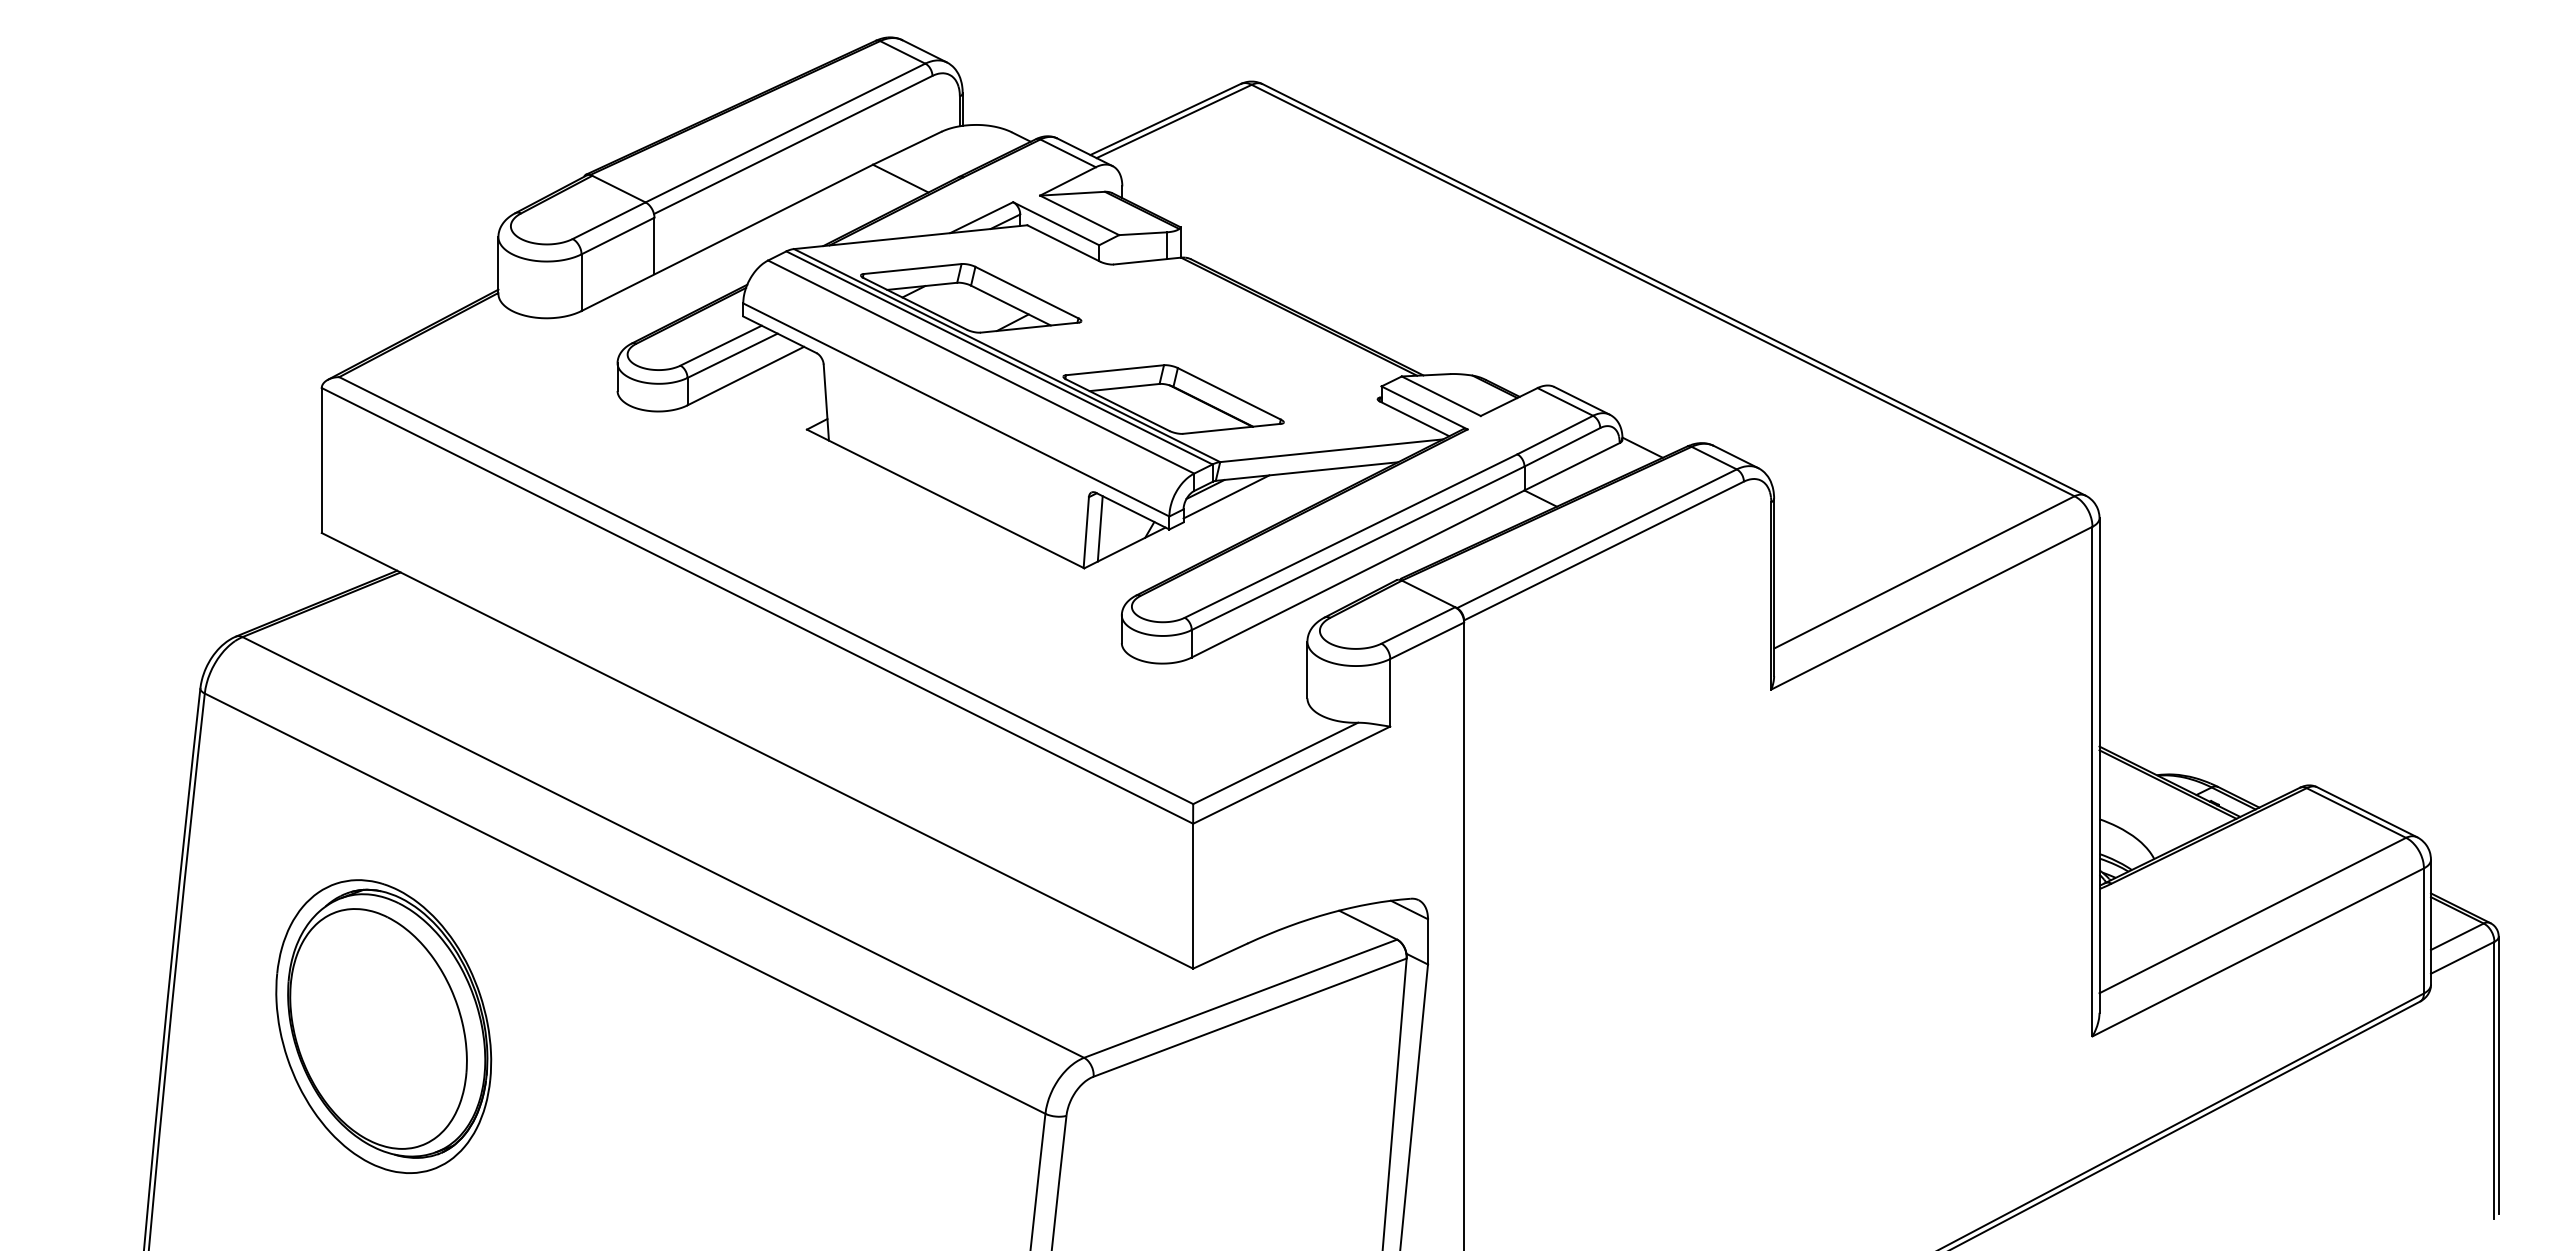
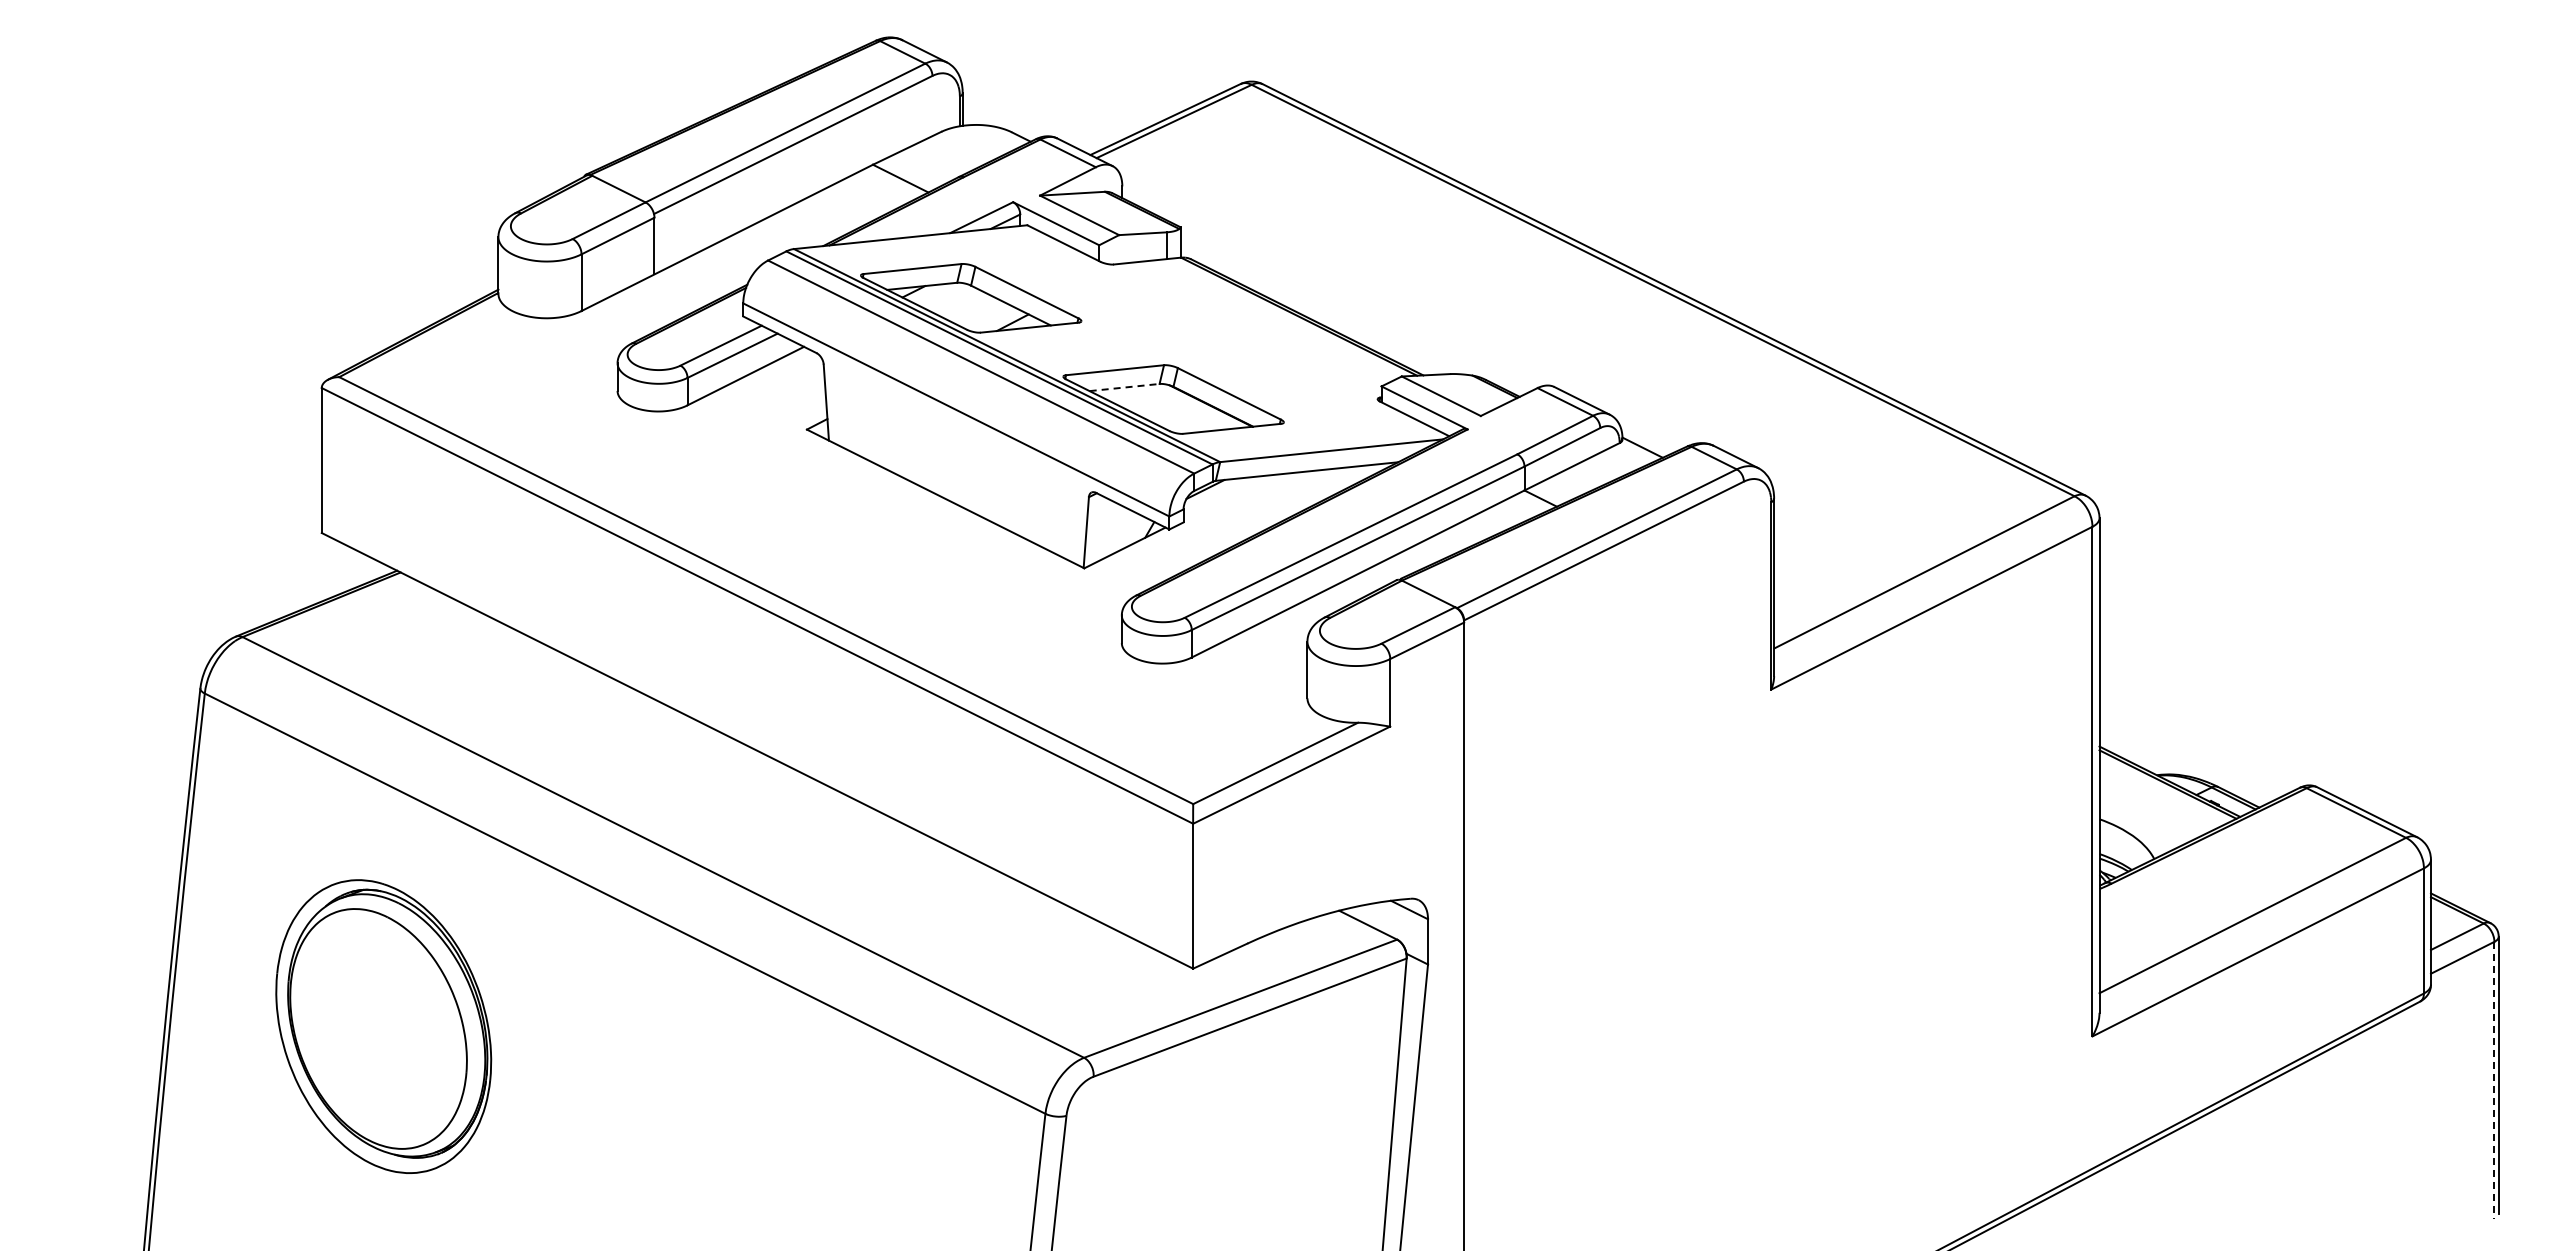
line: solid -> dashed (1125, 387)
line: present -> none (1226, 496)
line: present -> none (1099, 528)
line: solid -> dashed (2494, 1080)
